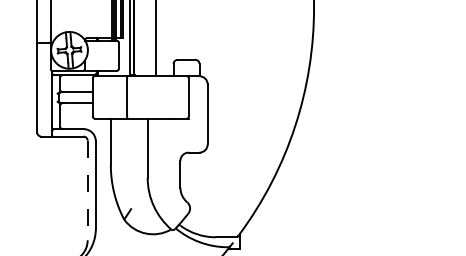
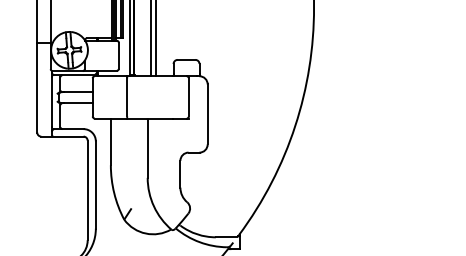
line: none -> present (150, 39)
line: dashed -> solid (87, 190)
